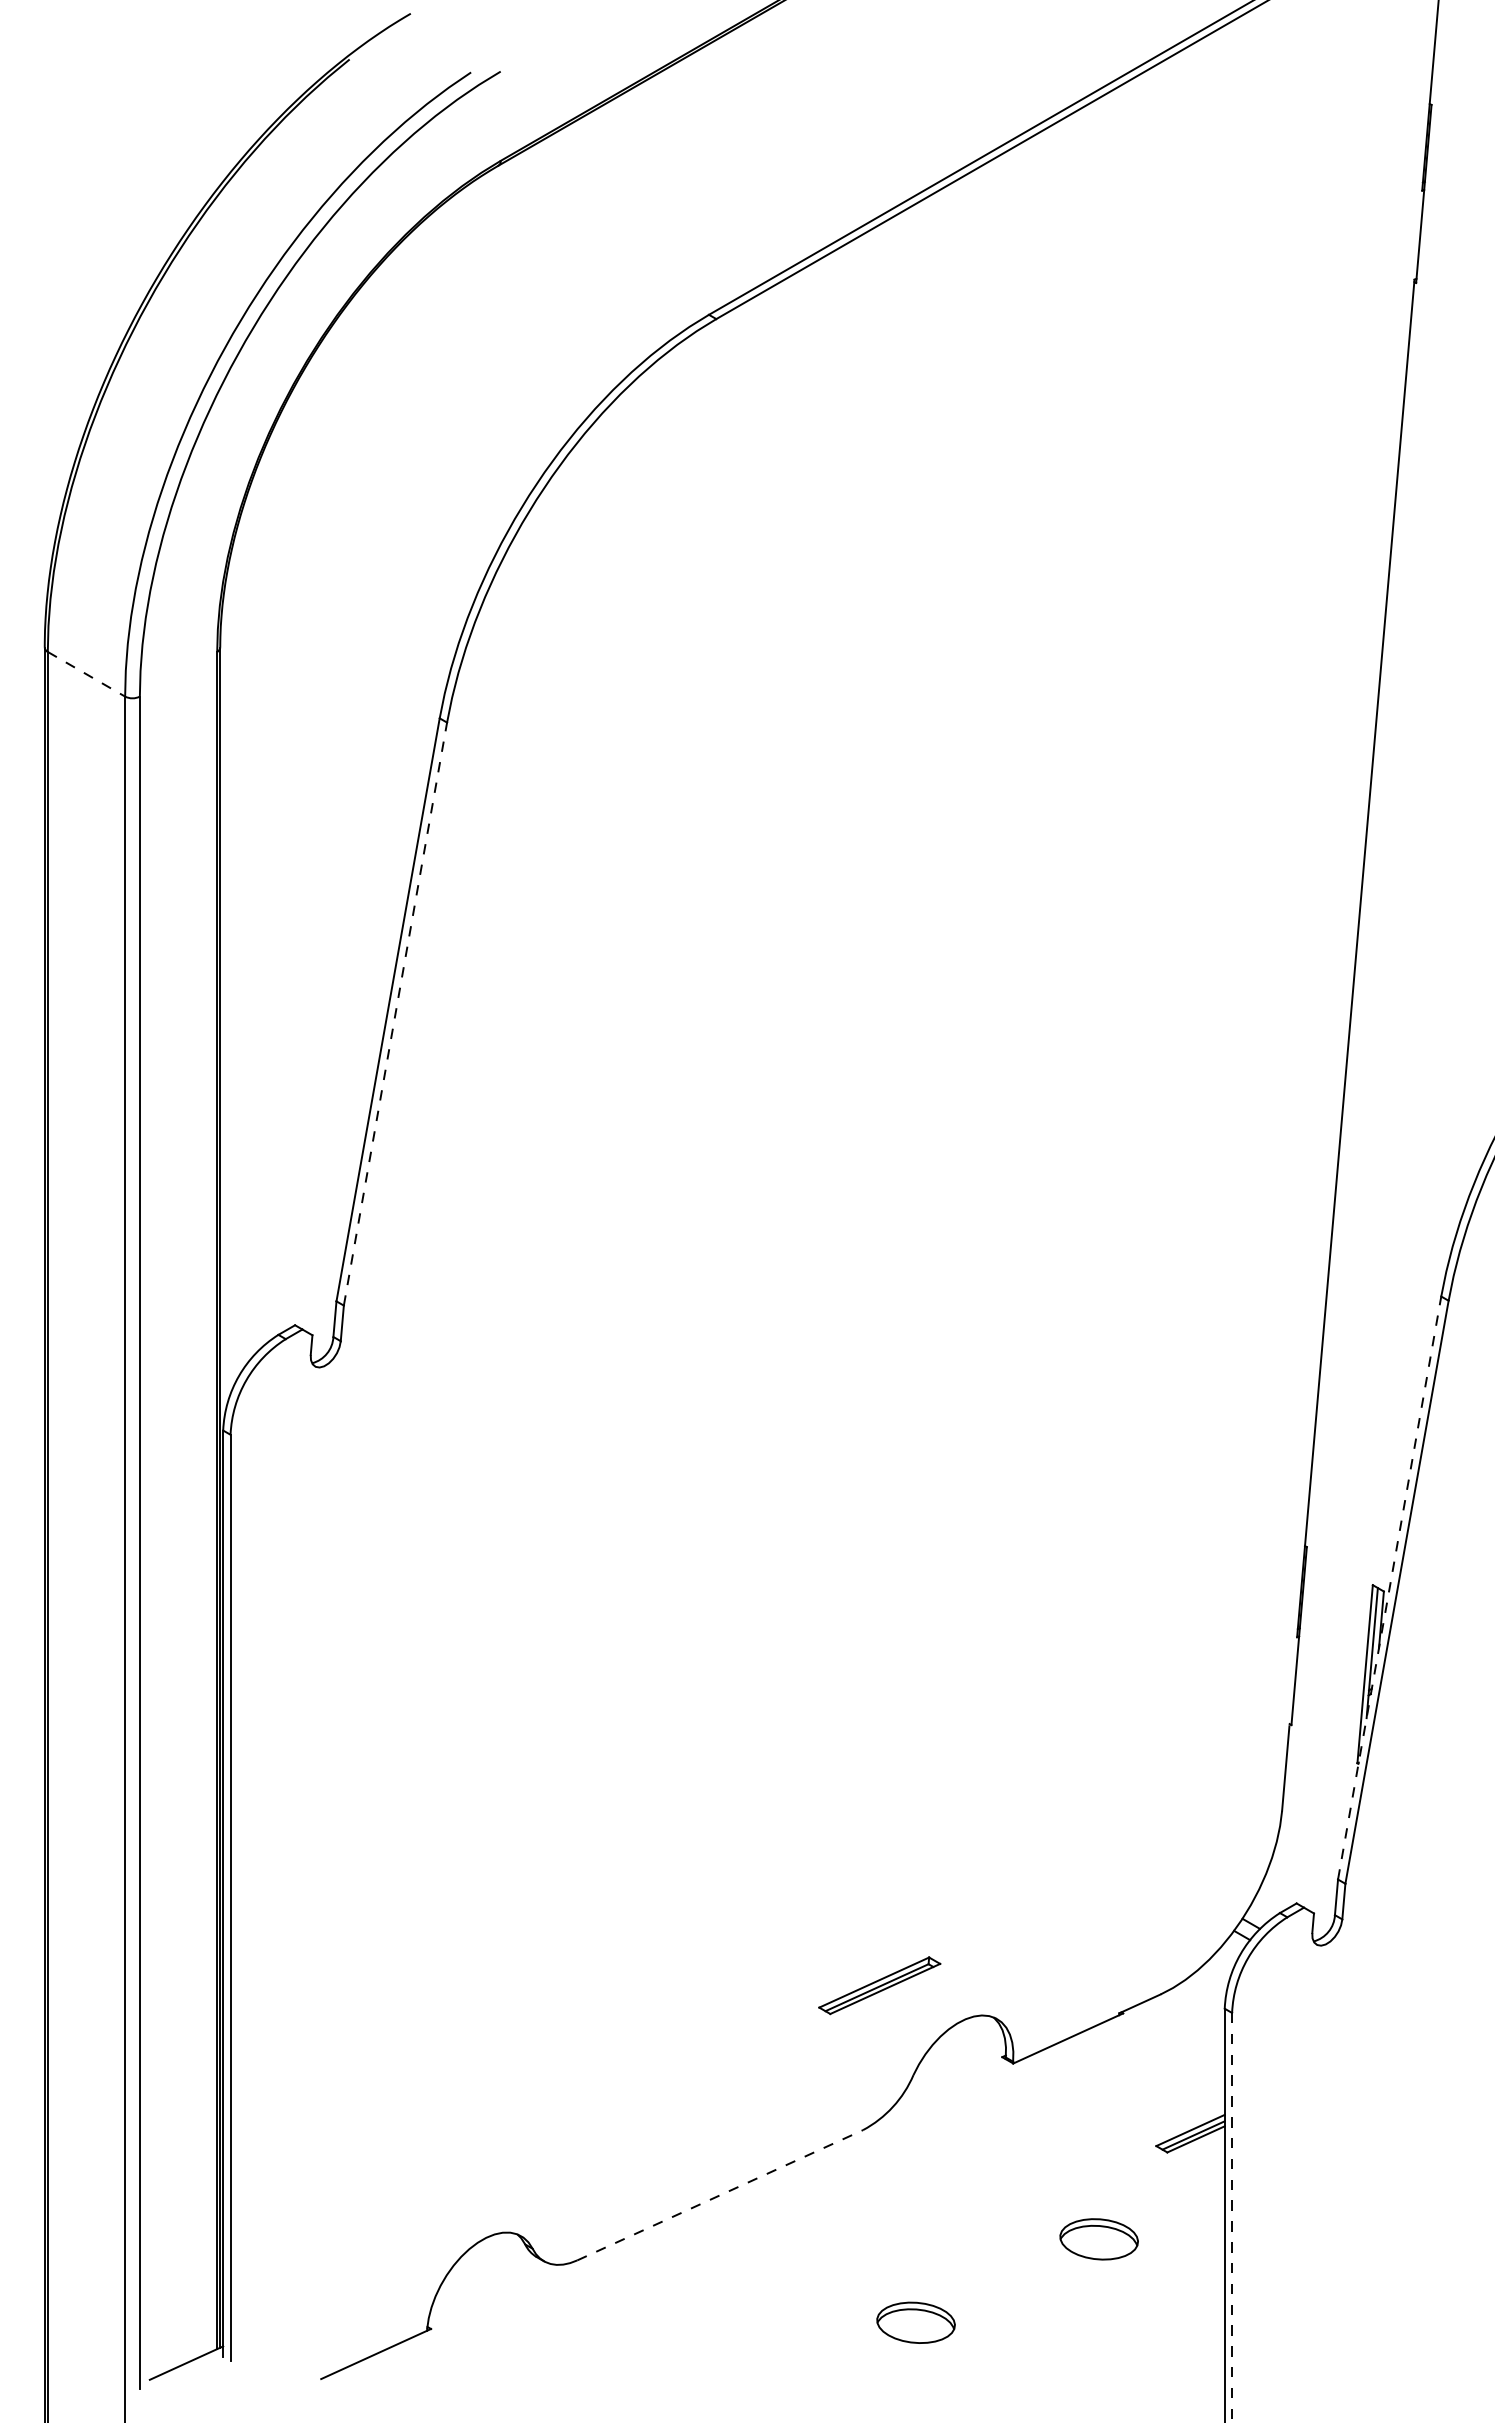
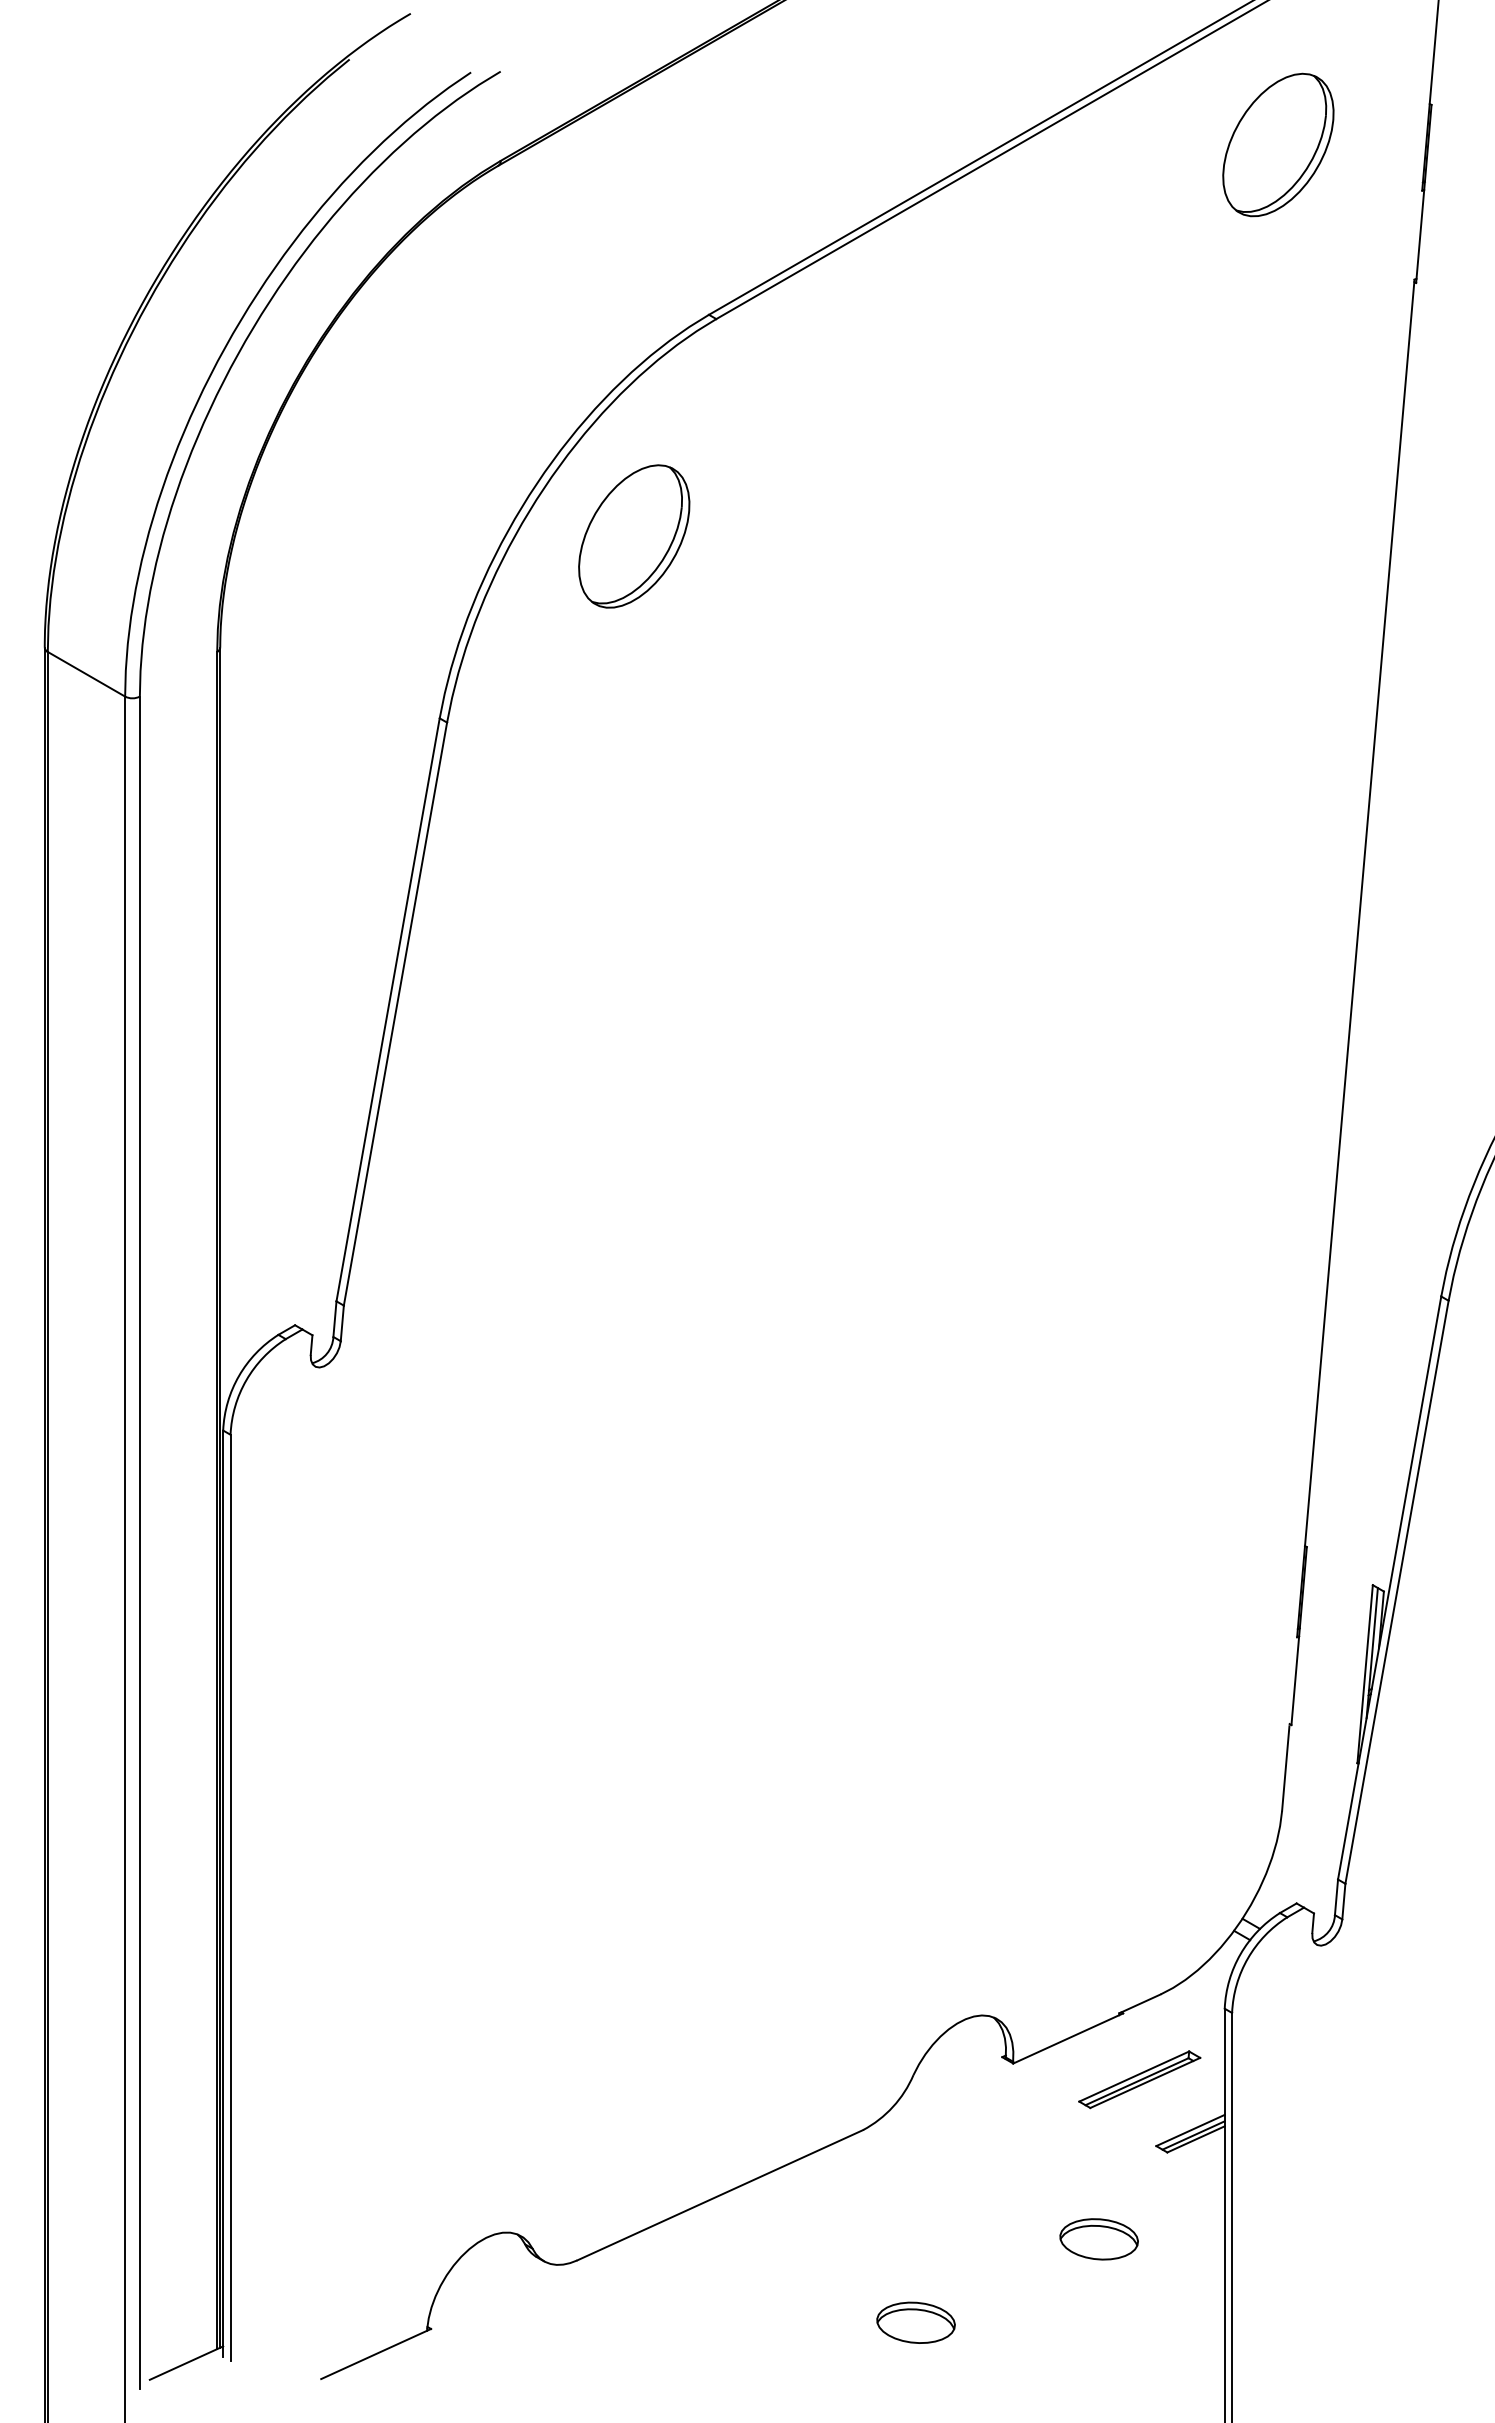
part: none -> present (1278, 144)
part: none -> present (634, 536)
line: dashed -> solid (86, 674)
line: dashed -> solid (395, 1013)
line: dashed -> solid (1389, 1587)
part position: (879, 1985) -> (1139, 2079) (1139, 2079)
line: dashed -> solid (720, 2195)
line: dashed -> solid (1232, 2217)
